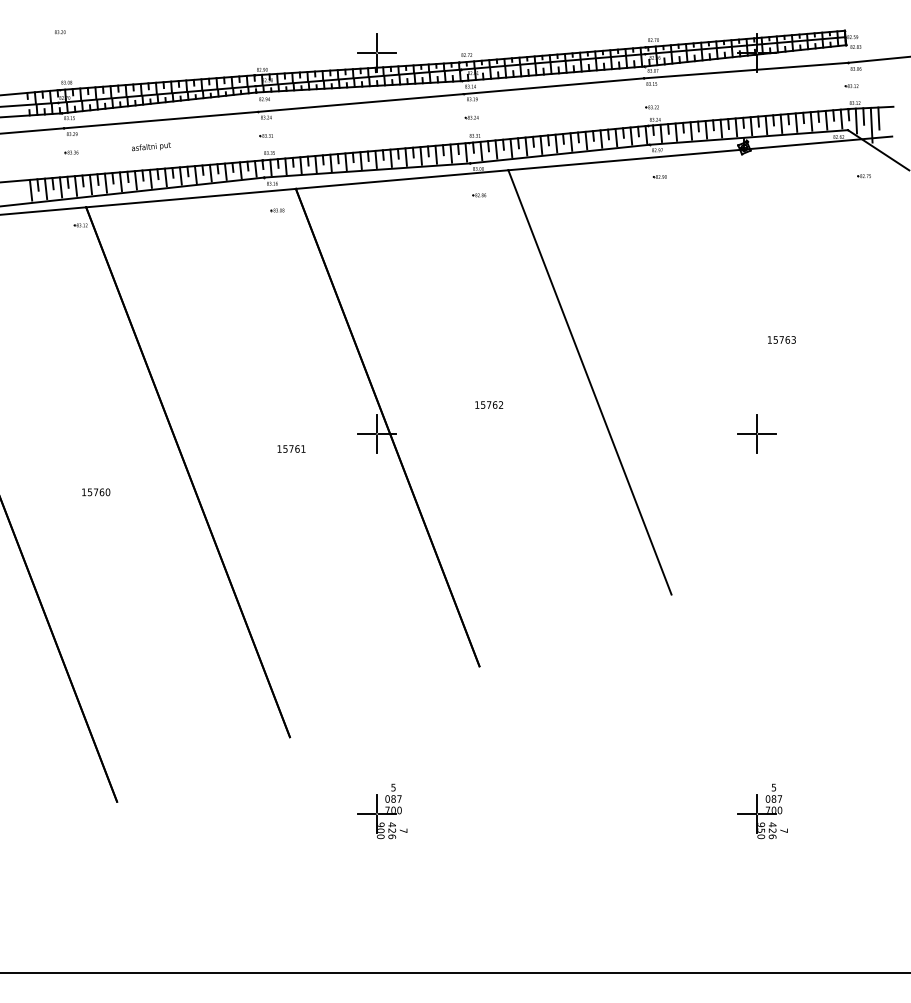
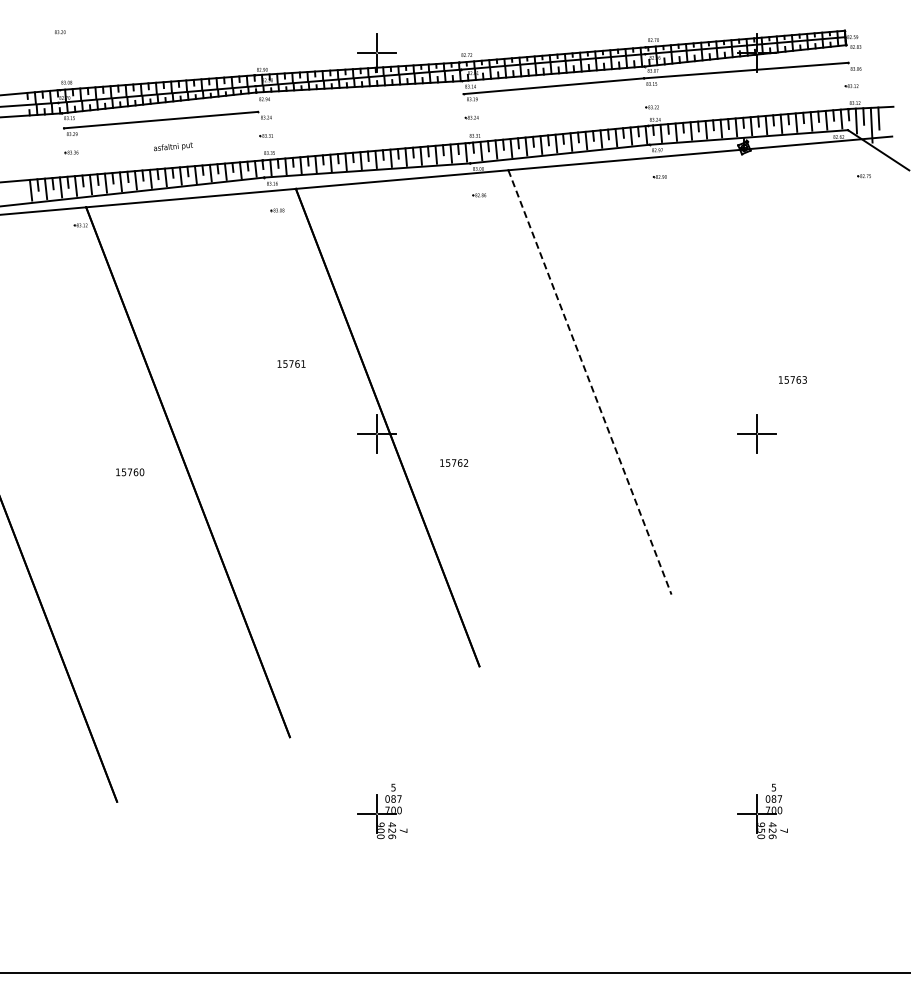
line: present -> none (877, 59)
line: present -> none (360, 102)
line: present -> none (32, 130)
text position: (151, 146) -> (173, 146) (173, 146)
text position: (781, 339) -> (792, 379) (792, 379)
line: solid -> dashed (590, 382)
text position: (489, 404) -> (454, 462) (454, 462)
text position: (291, 448) -> (291, 363) (291, 363)
text position: (96, 492) -> (130, 472) (130, 472)
